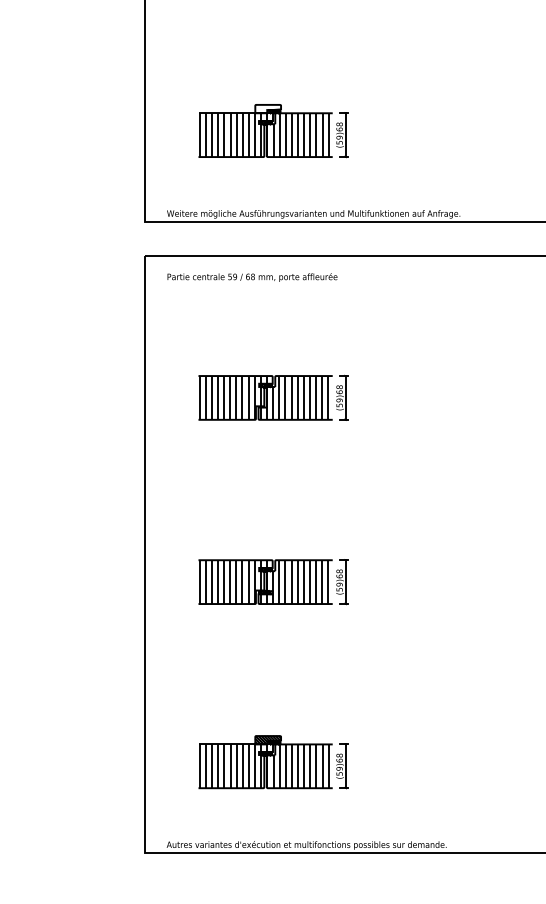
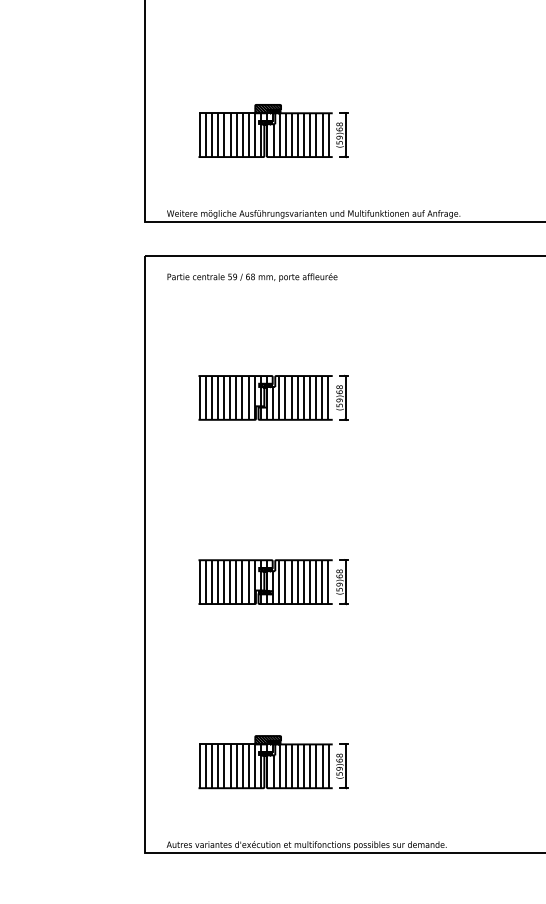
hatch: none -> present (268, 108)
